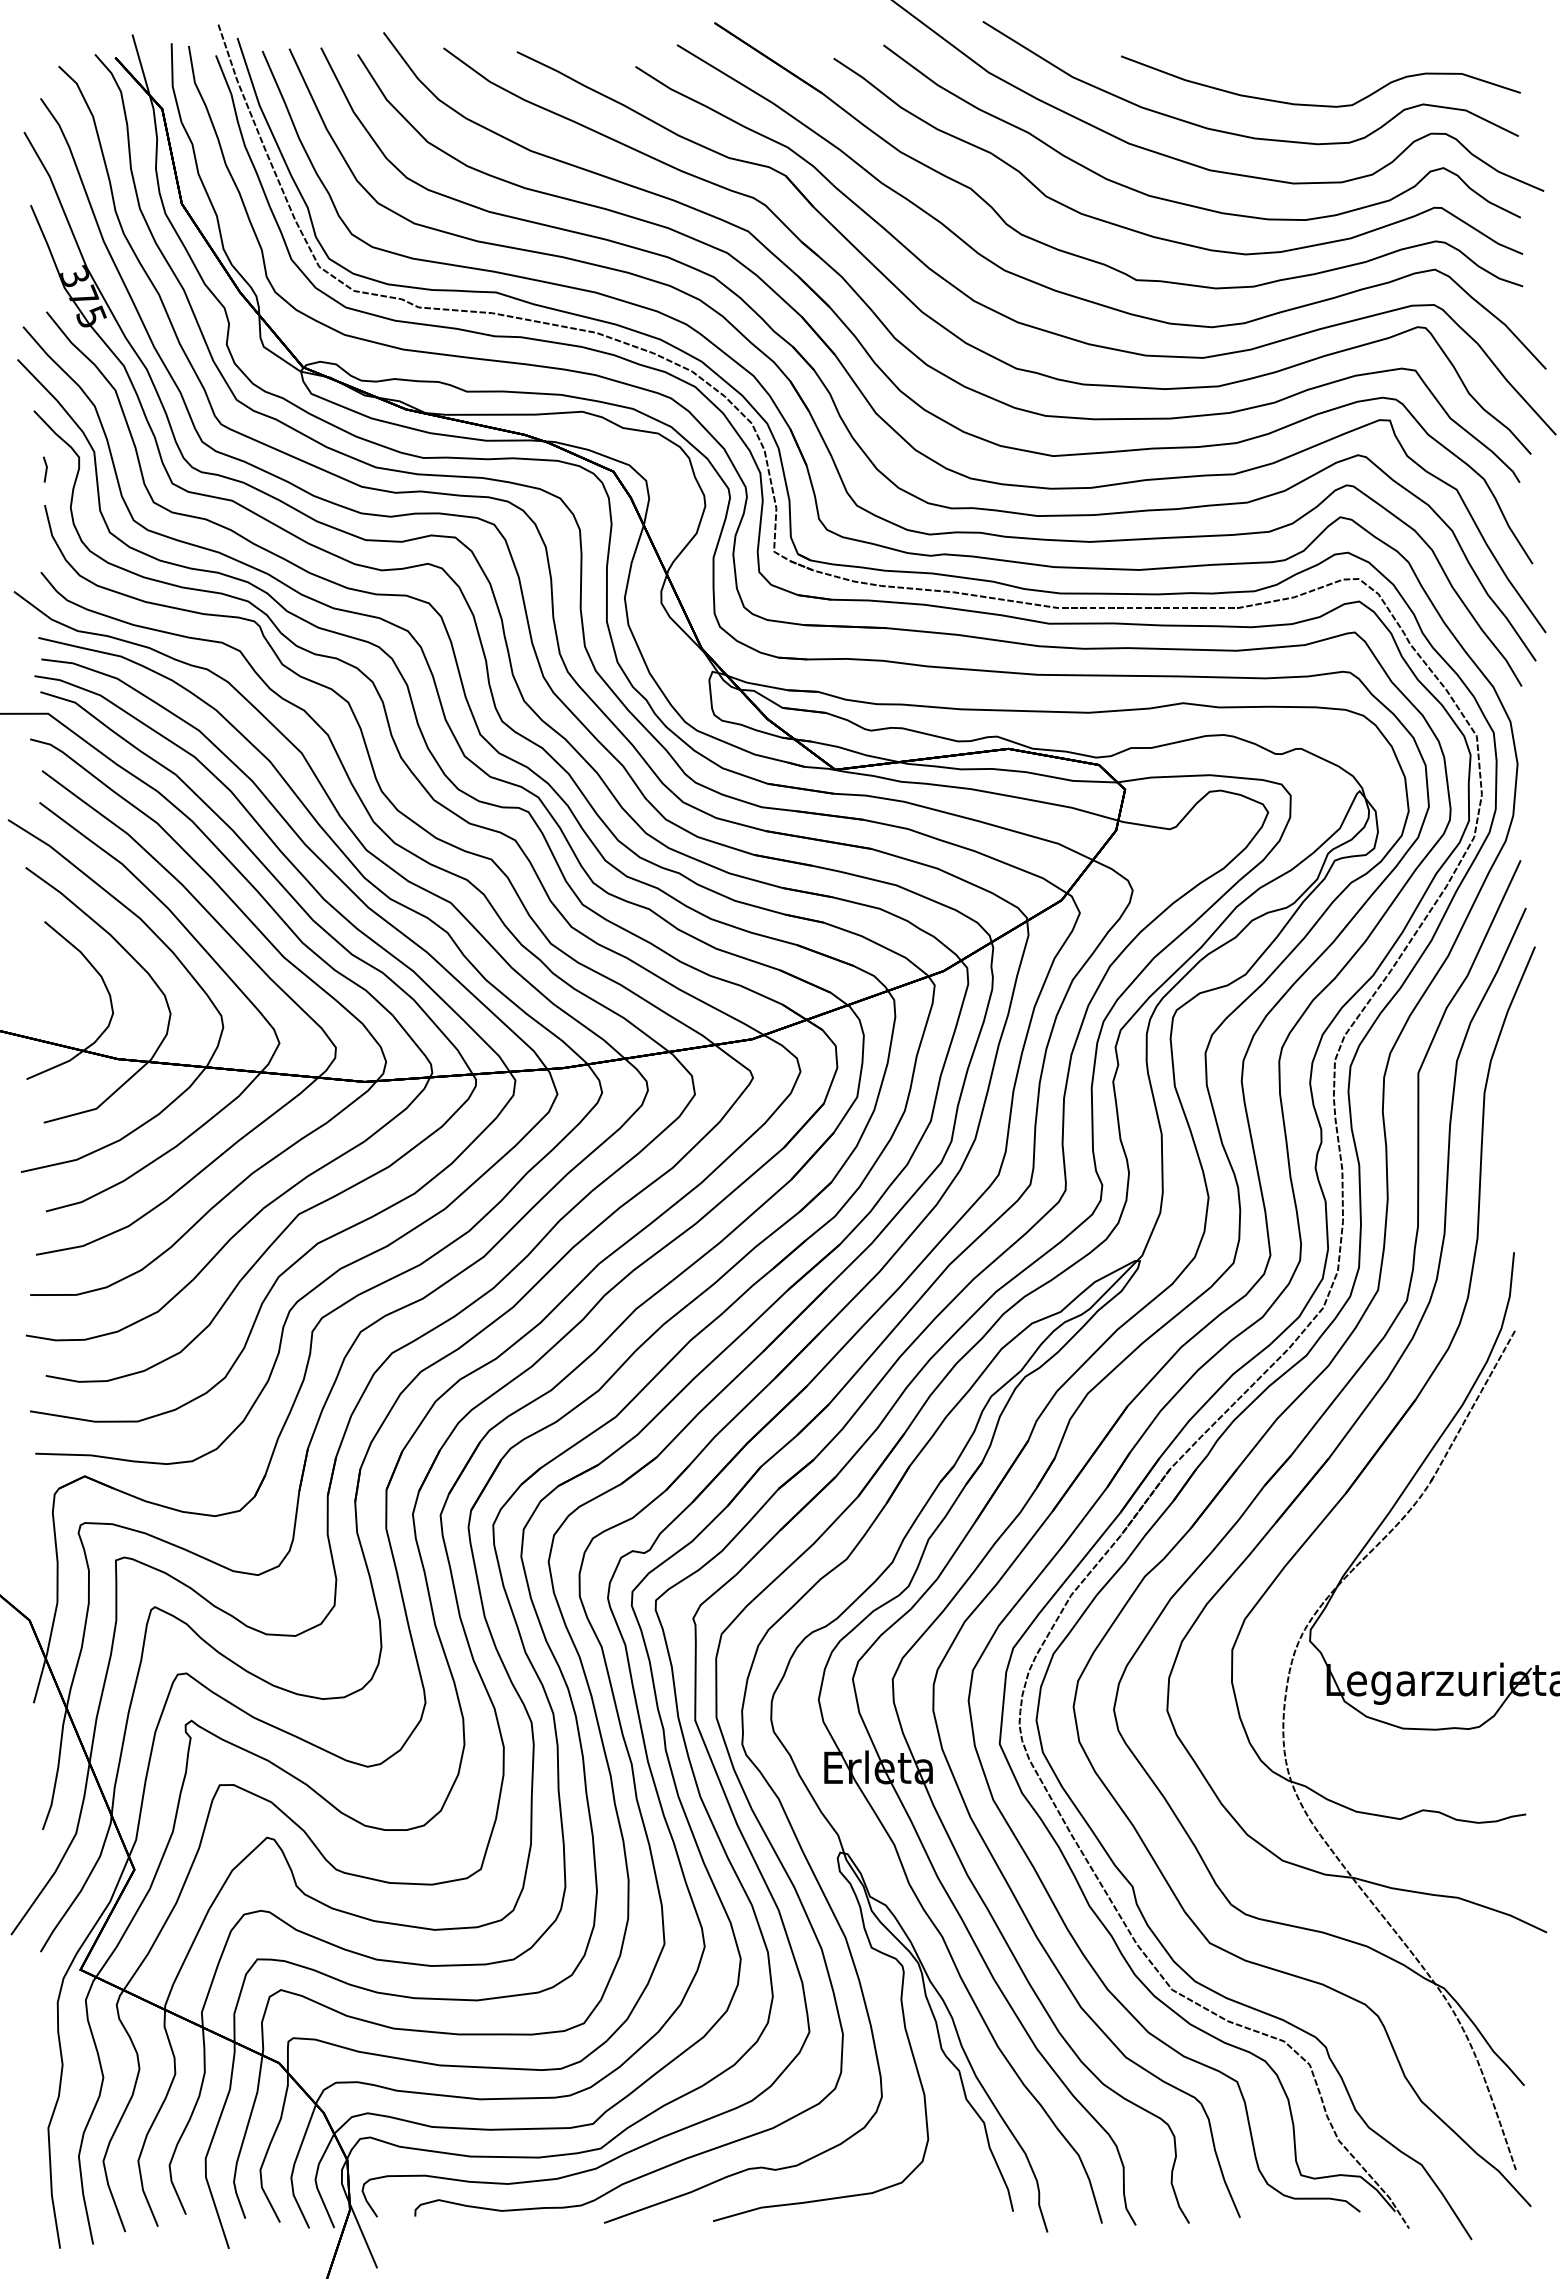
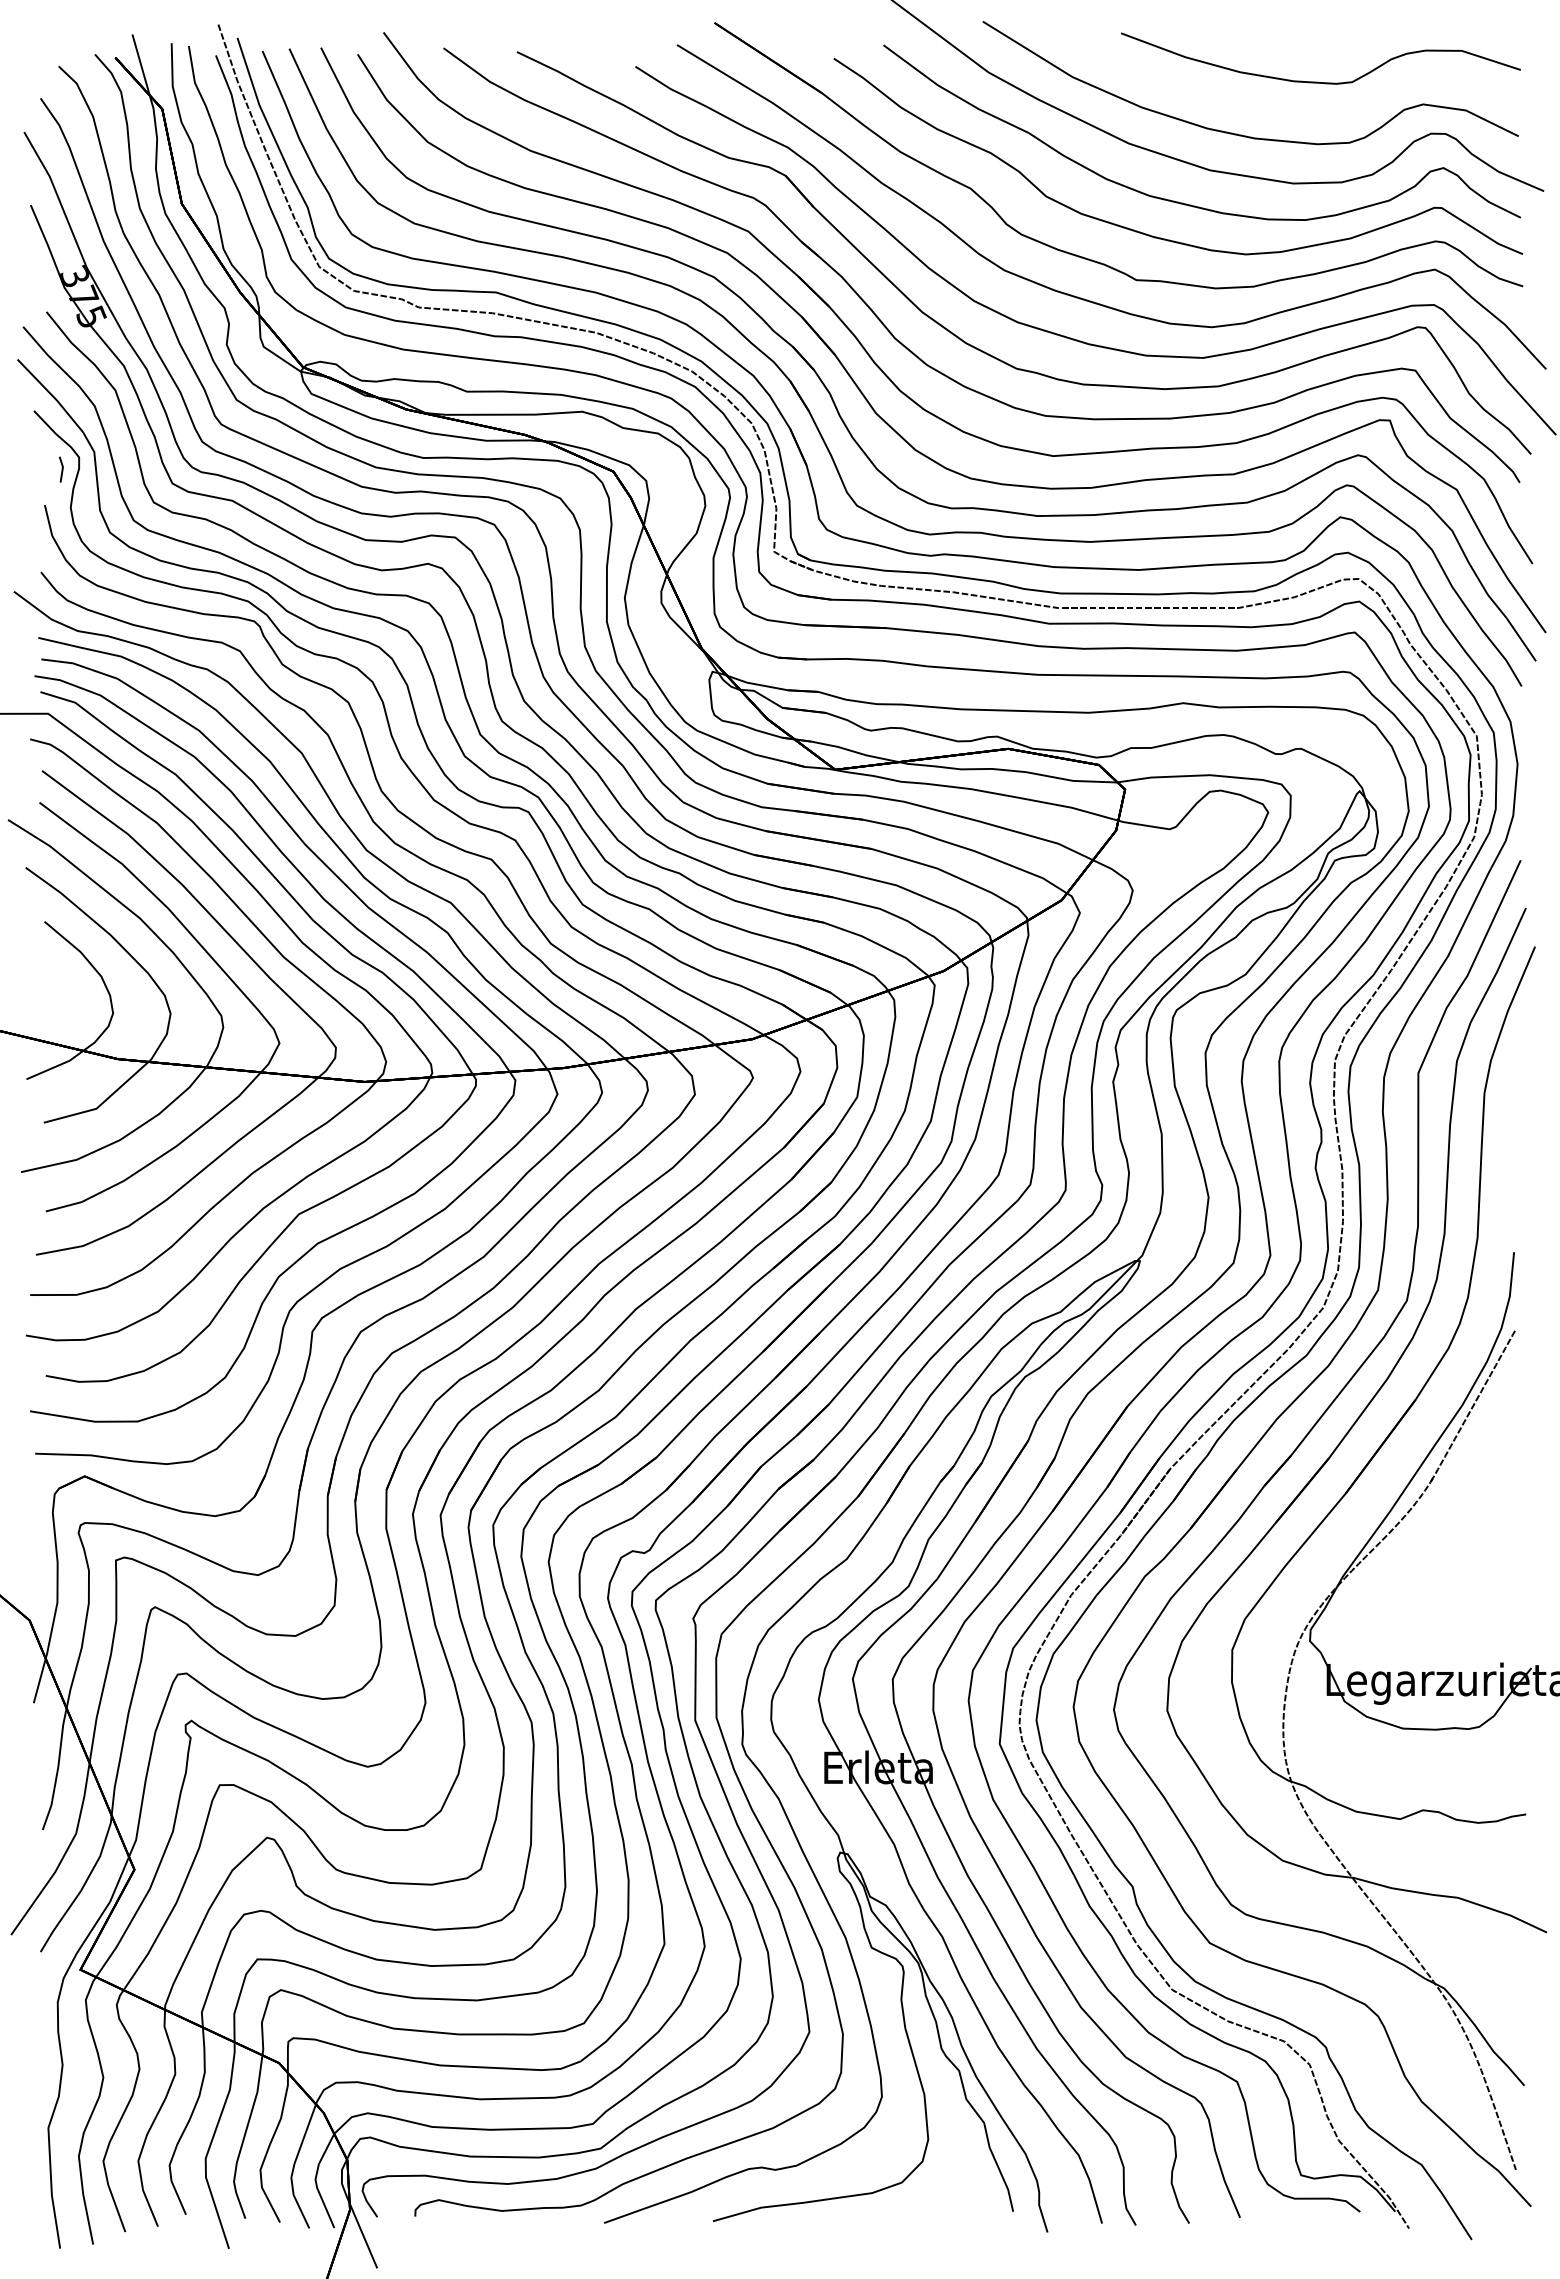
curve position: (1318, 104) -> (1318, 81) (1318, 81)
line position: (45, 469) -> (61, 469) (61, 469)
